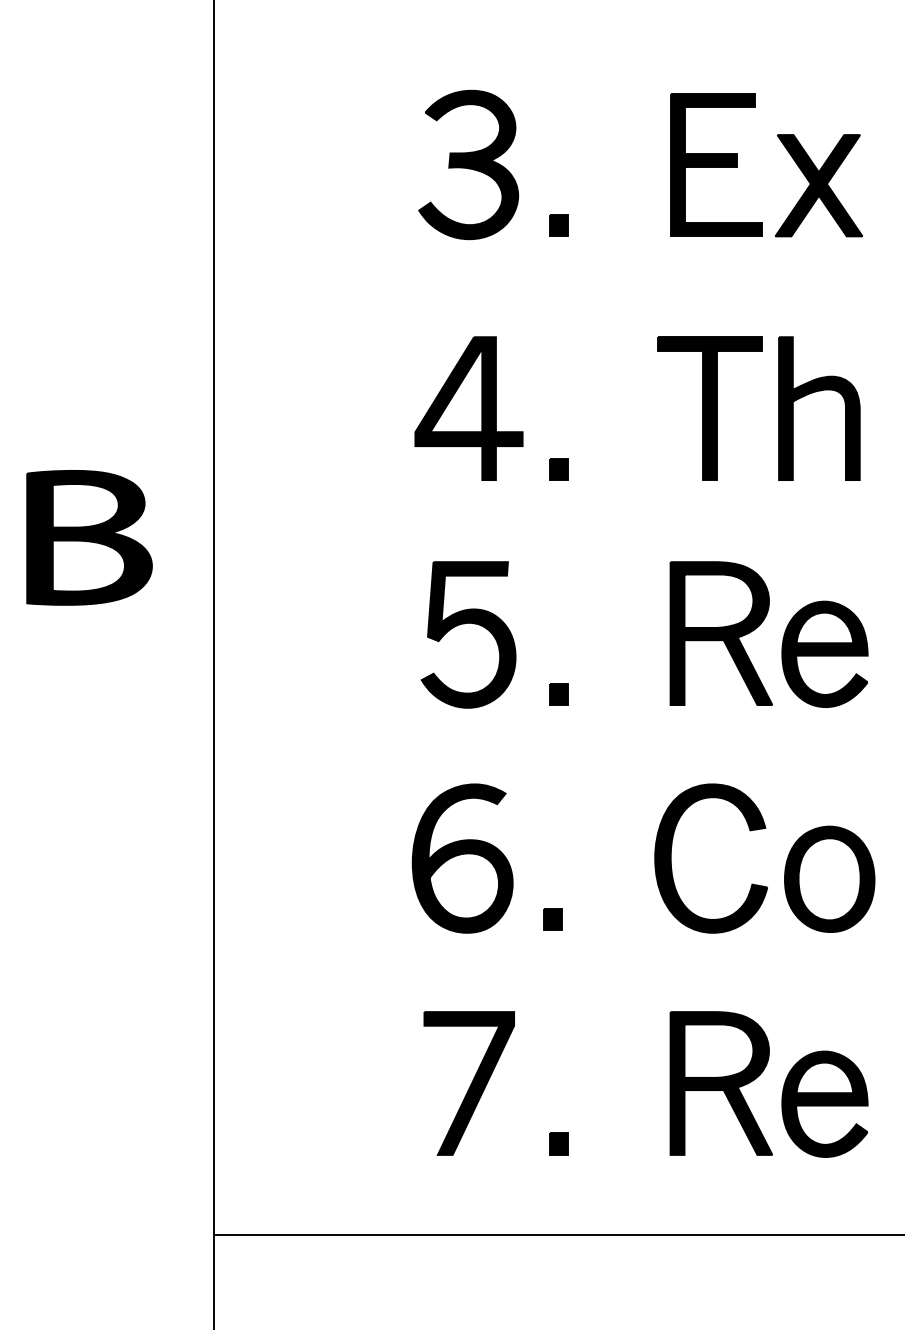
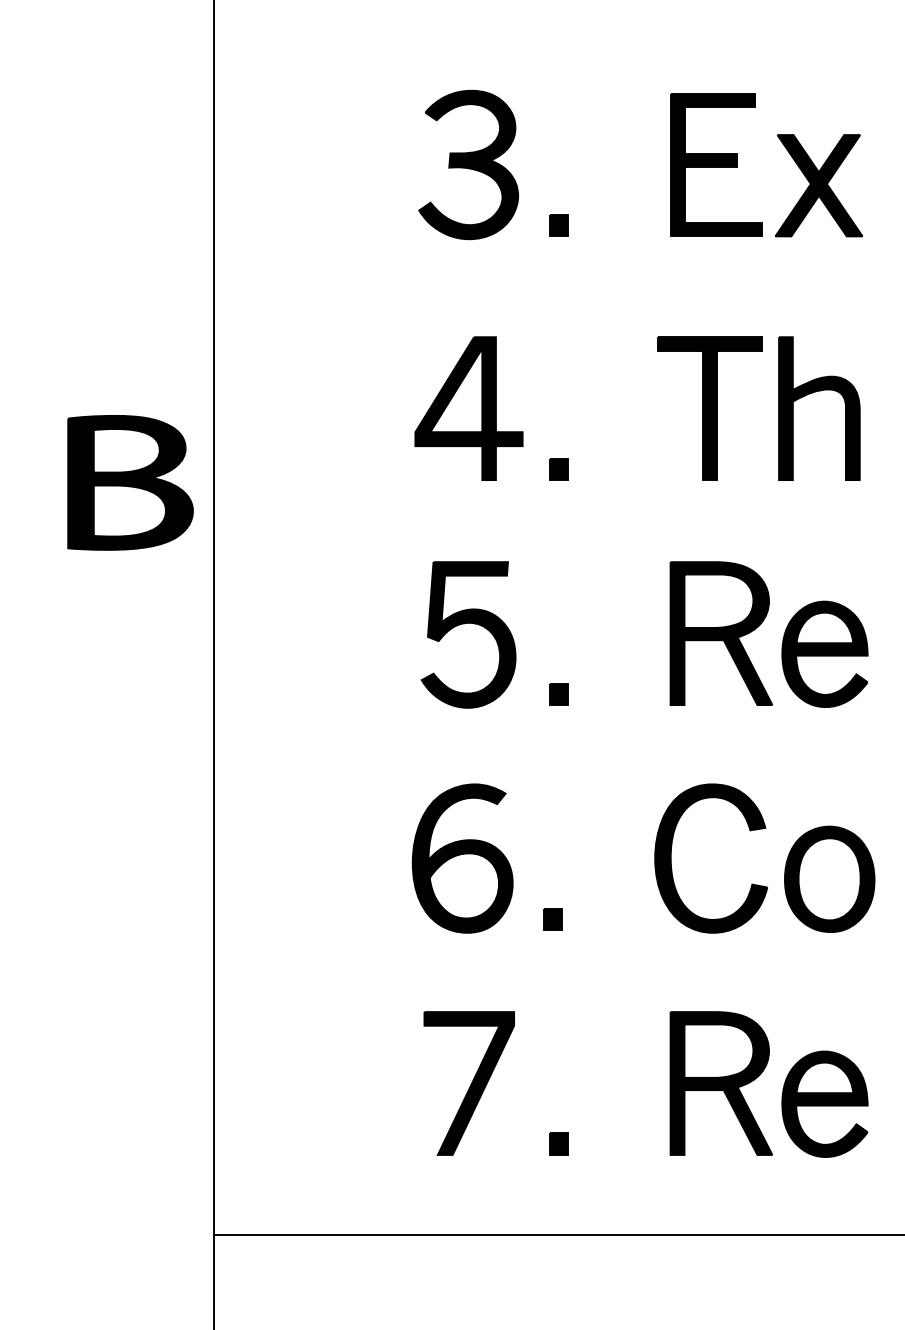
part position: (89, 537) -> (130, 482) (130, 482)
